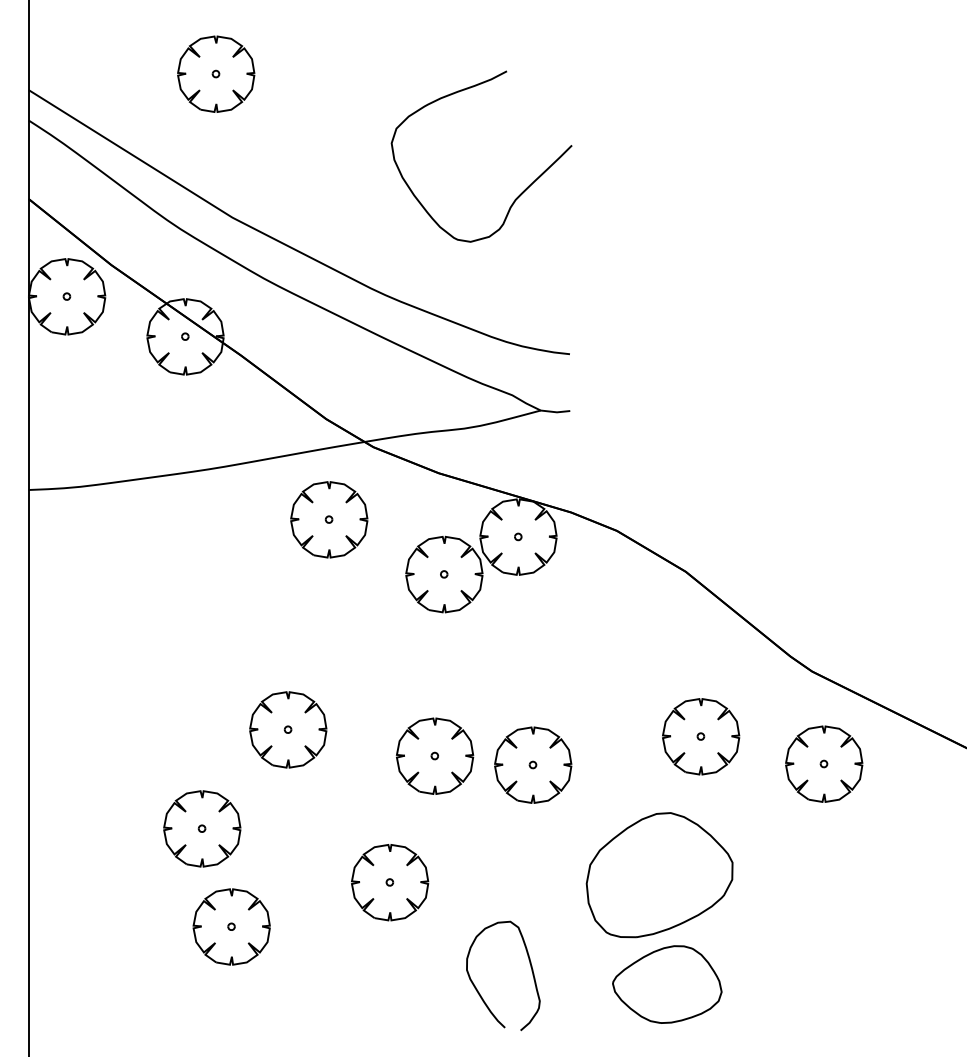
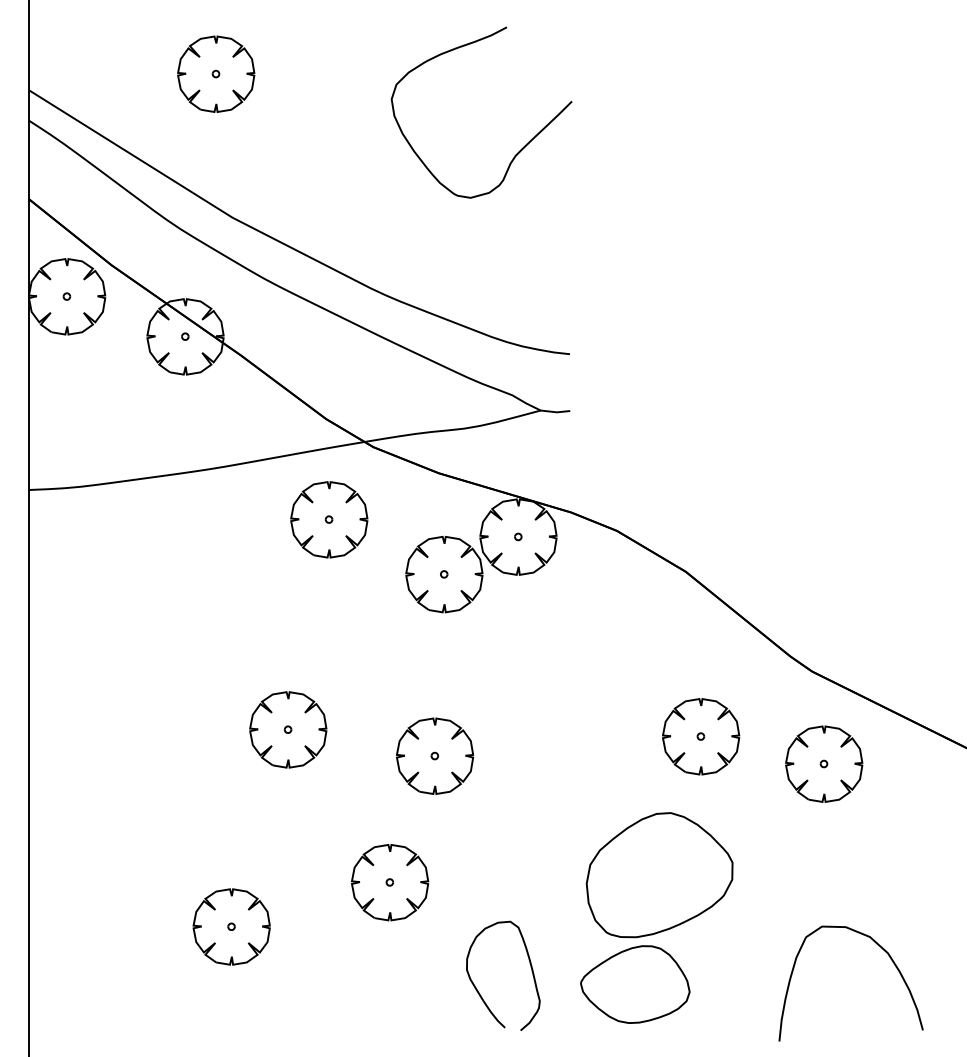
curve position: (519, 194) -> (519, 150) (519, 150)
part: present -> none (533, 764)
part: present -> none (202, 828)
curve: none -> present (877, 945)
part position: (667, 984) -> (635, 984) (635, 984)
